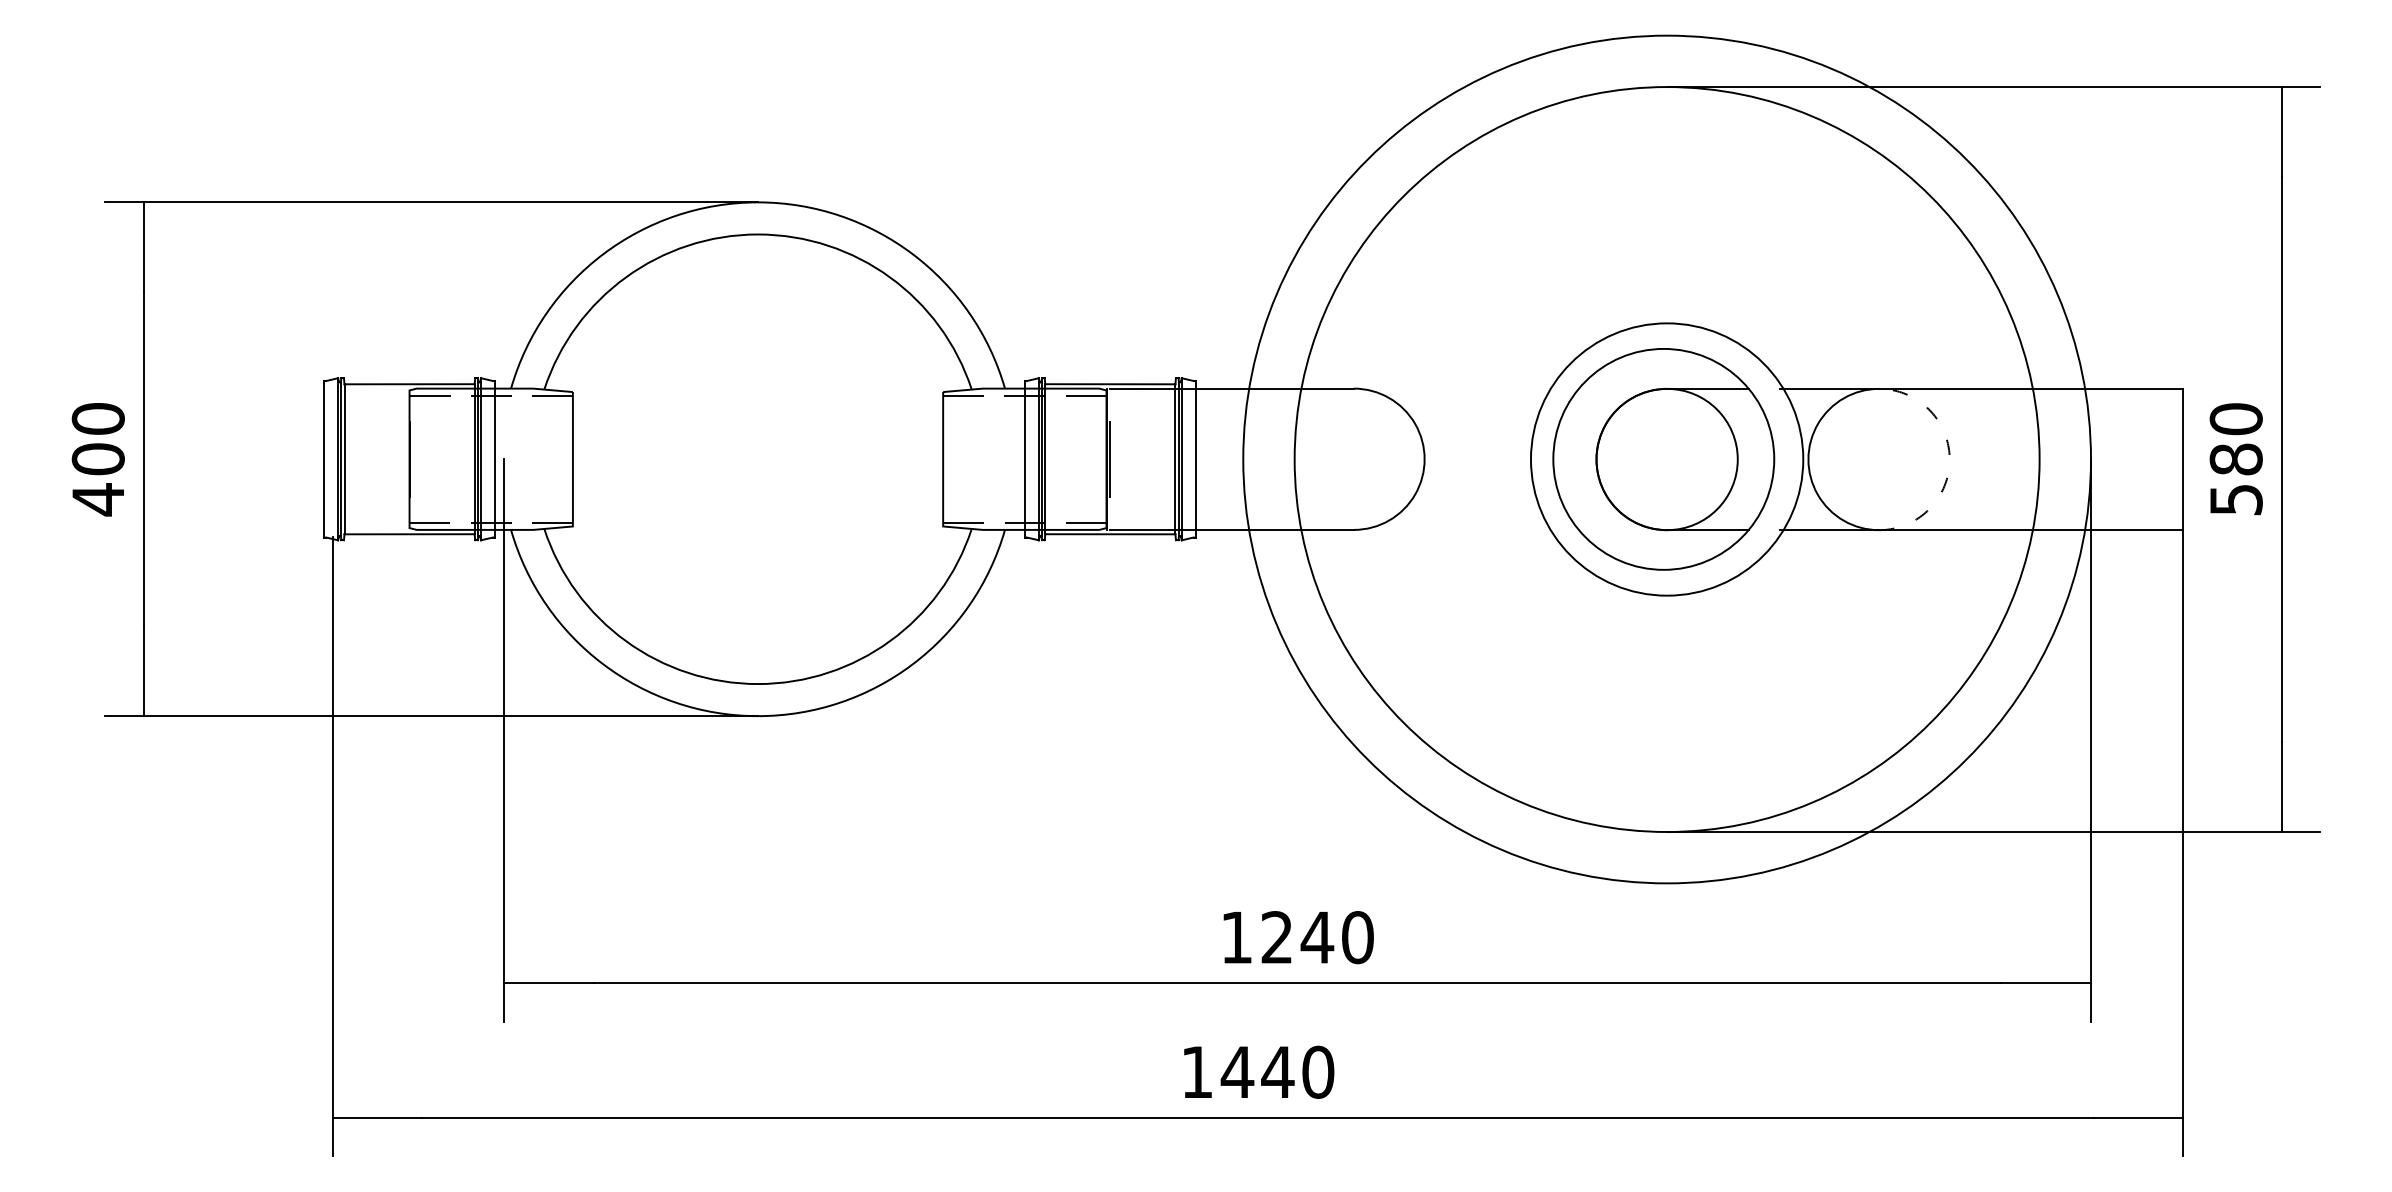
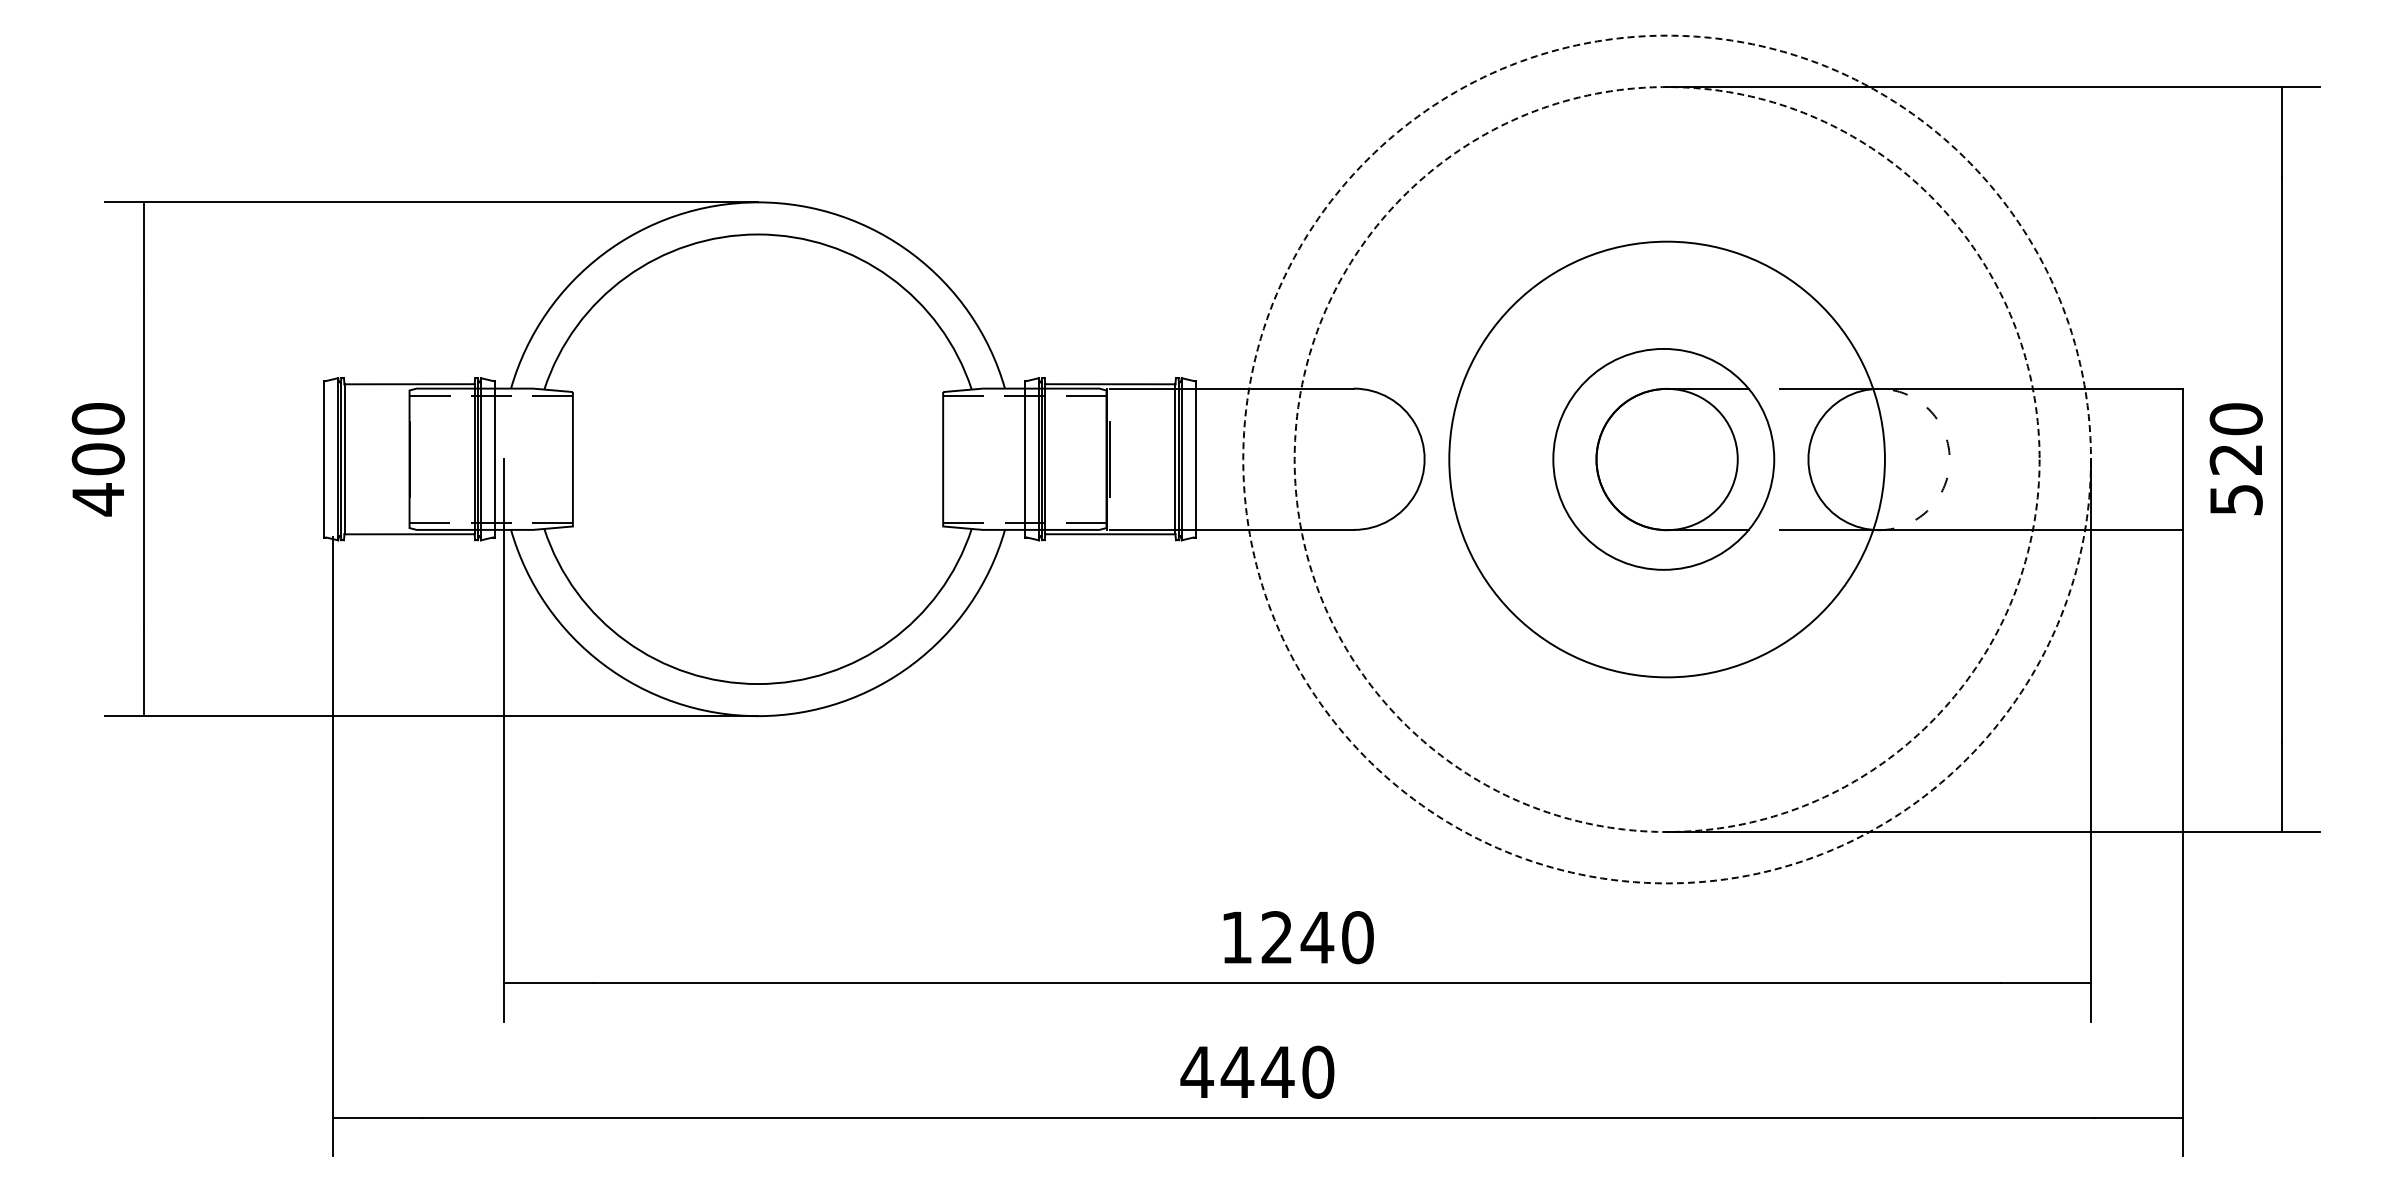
circle diameter: 272 px -> 436 px (1666, 459)
circle: solid -> dashed (1666, 459)
circle: solid -> dashed (1666, 459)
text: 580 -> 520 (2235, 459)
text: 1440 -> 4440 (1196, 1071)
